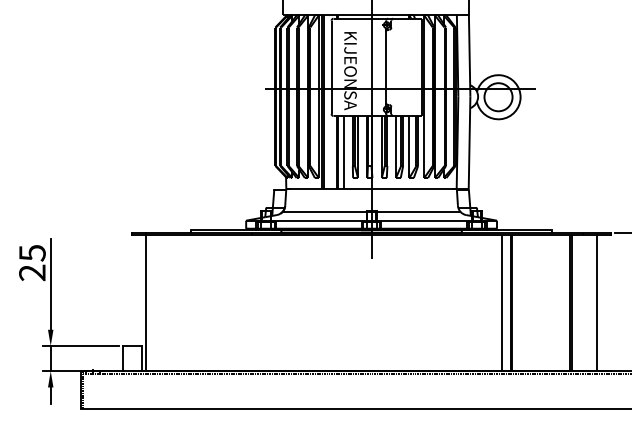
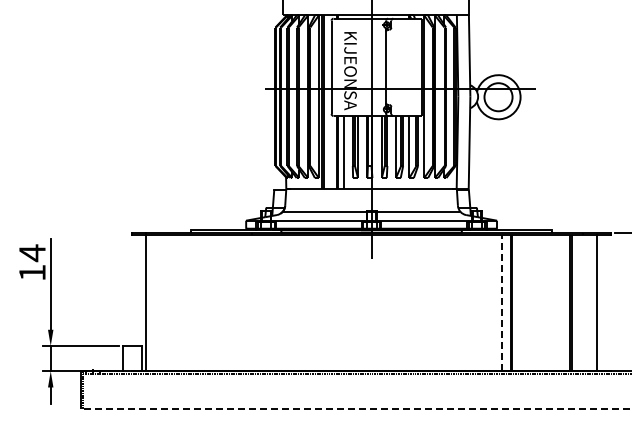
text: 25 -> 14 (32, 262)
line: solid -> dashed (502, 302)
line: solid -> dashed (355, 409)
